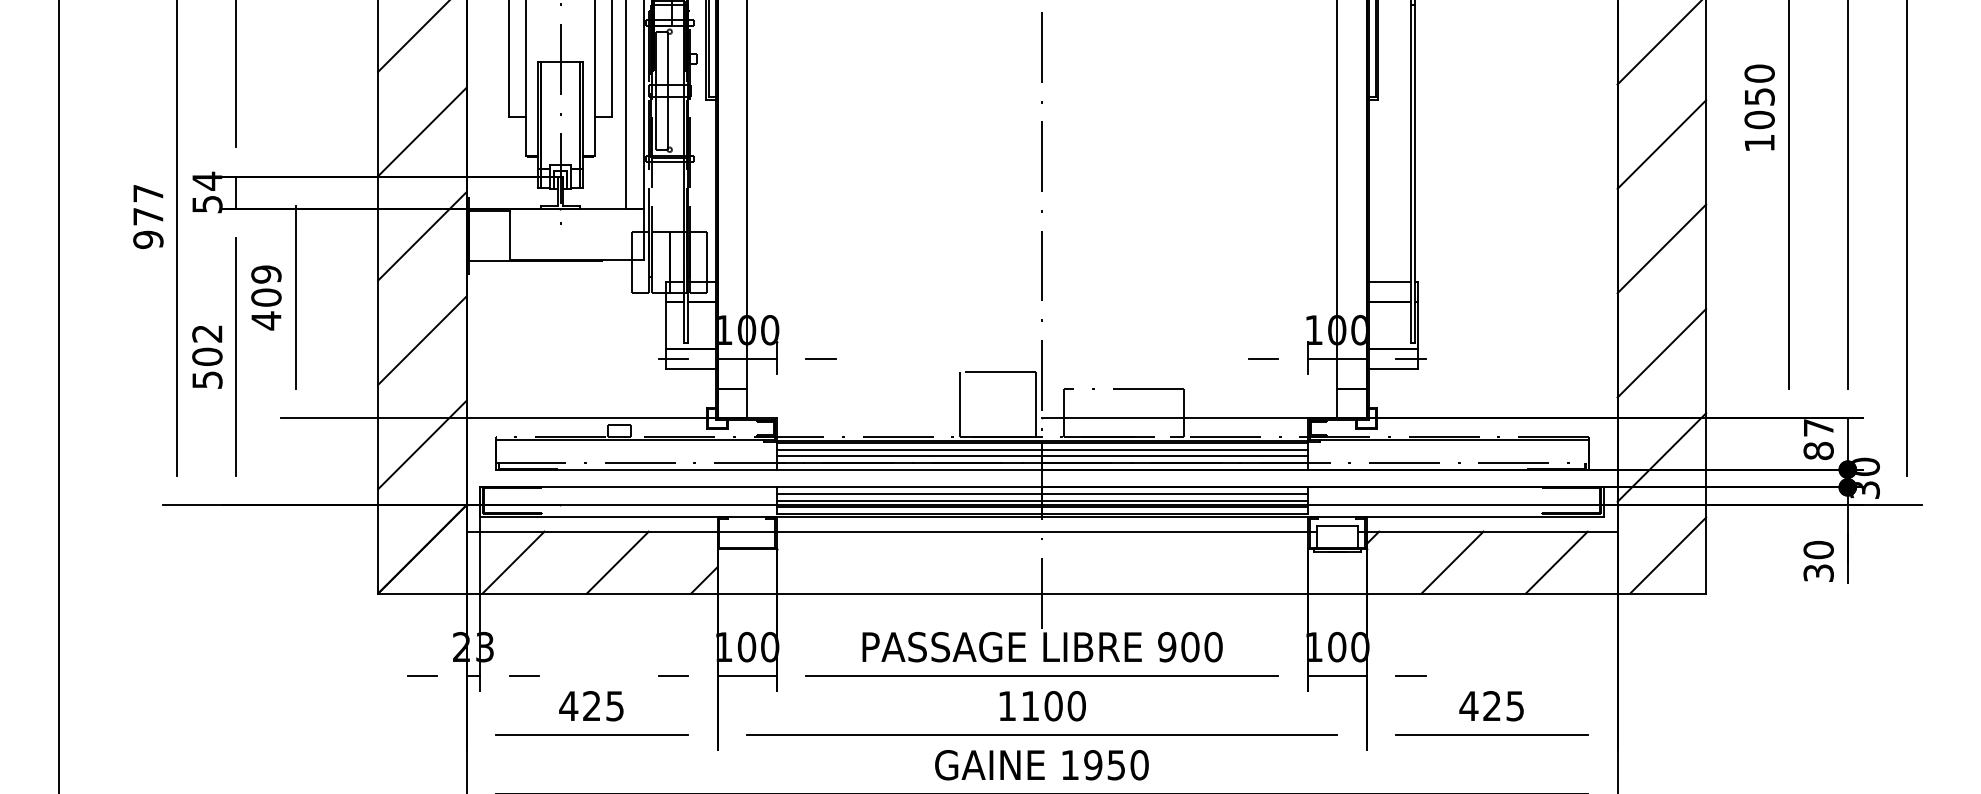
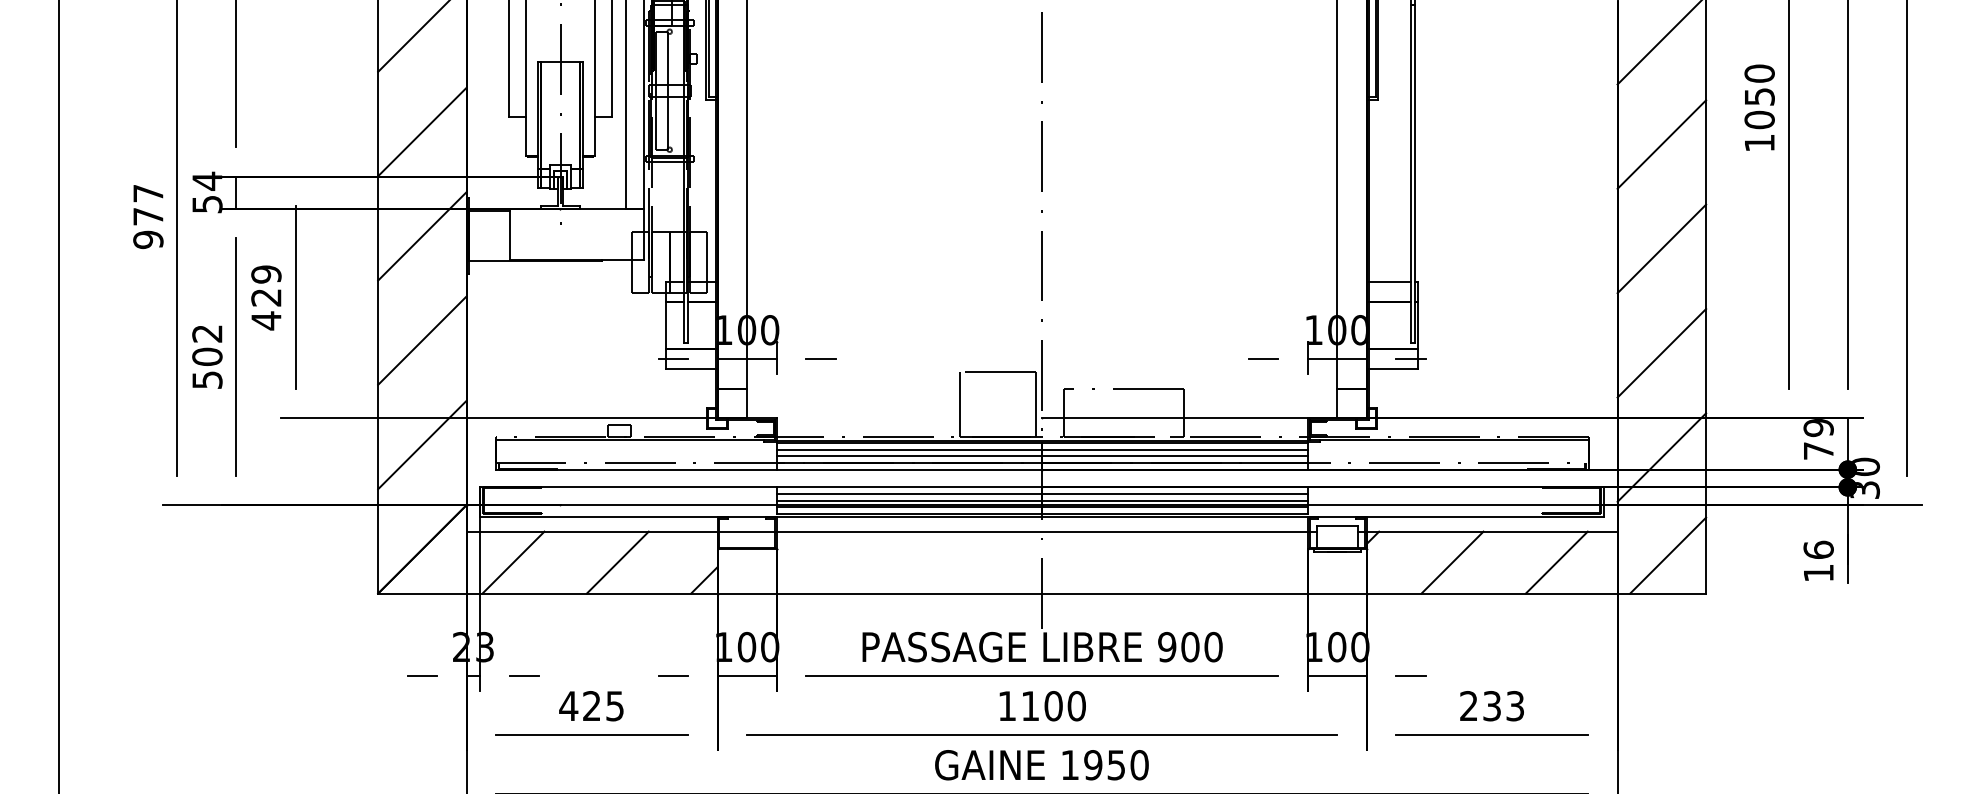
text: 409 -> 429 (266, 297)
text: 87 -> 79 (1818, 439)
text: 30 -> 16 (1818, 560)
text: 425 -> 233 (1491, 706)
